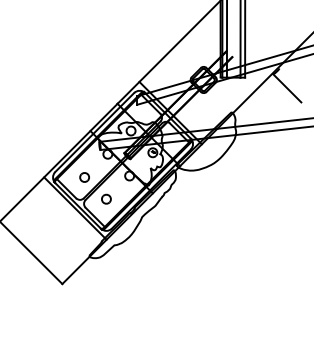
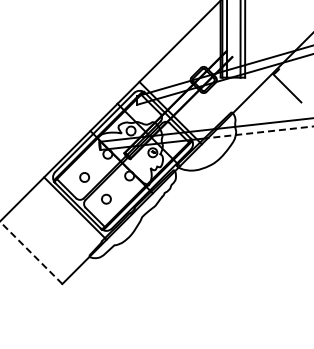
line: solid -> dashed (260, 132)
line: solid -> dashed (31, 253)
